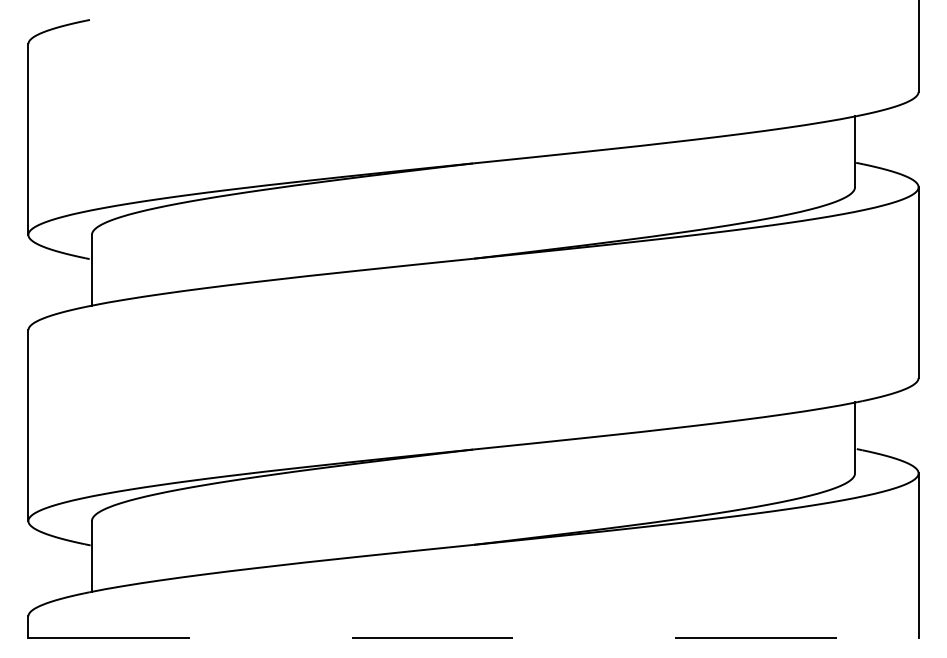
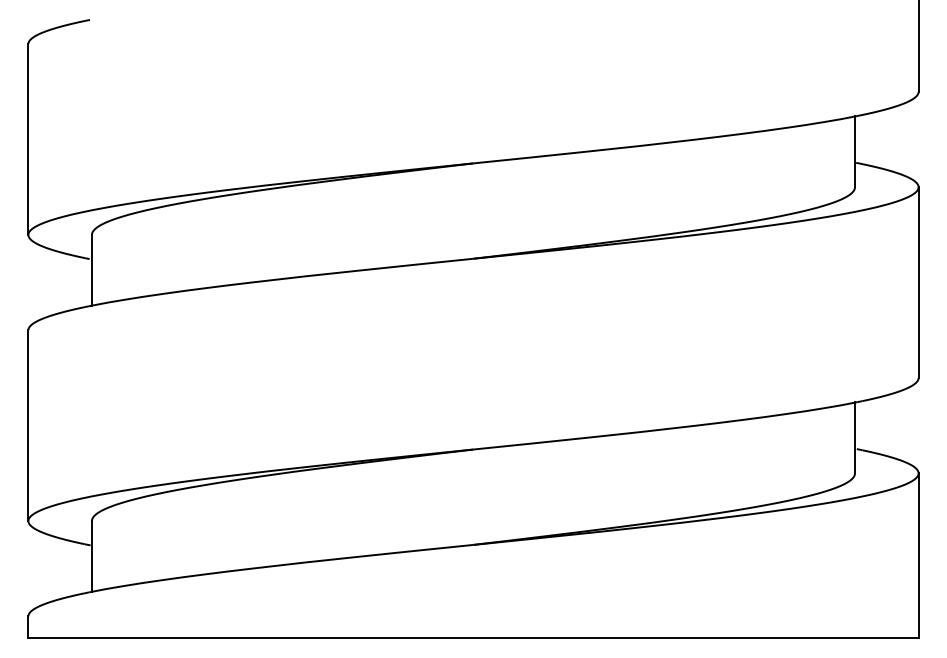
line: dashed -> solid (474, 638)
